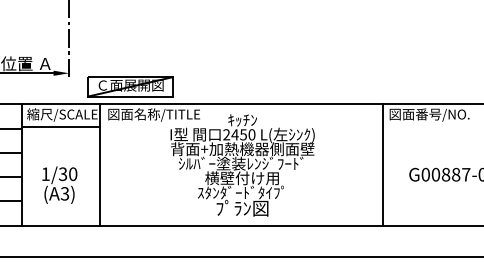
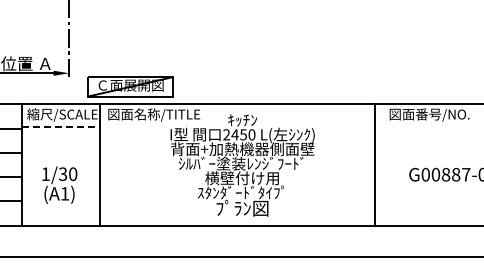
line: solid -> dashed (61, 127)
line position: (382, 164) -> (374, 164) (374, 164)
text: (A3) -> (A1) (64, 193)
